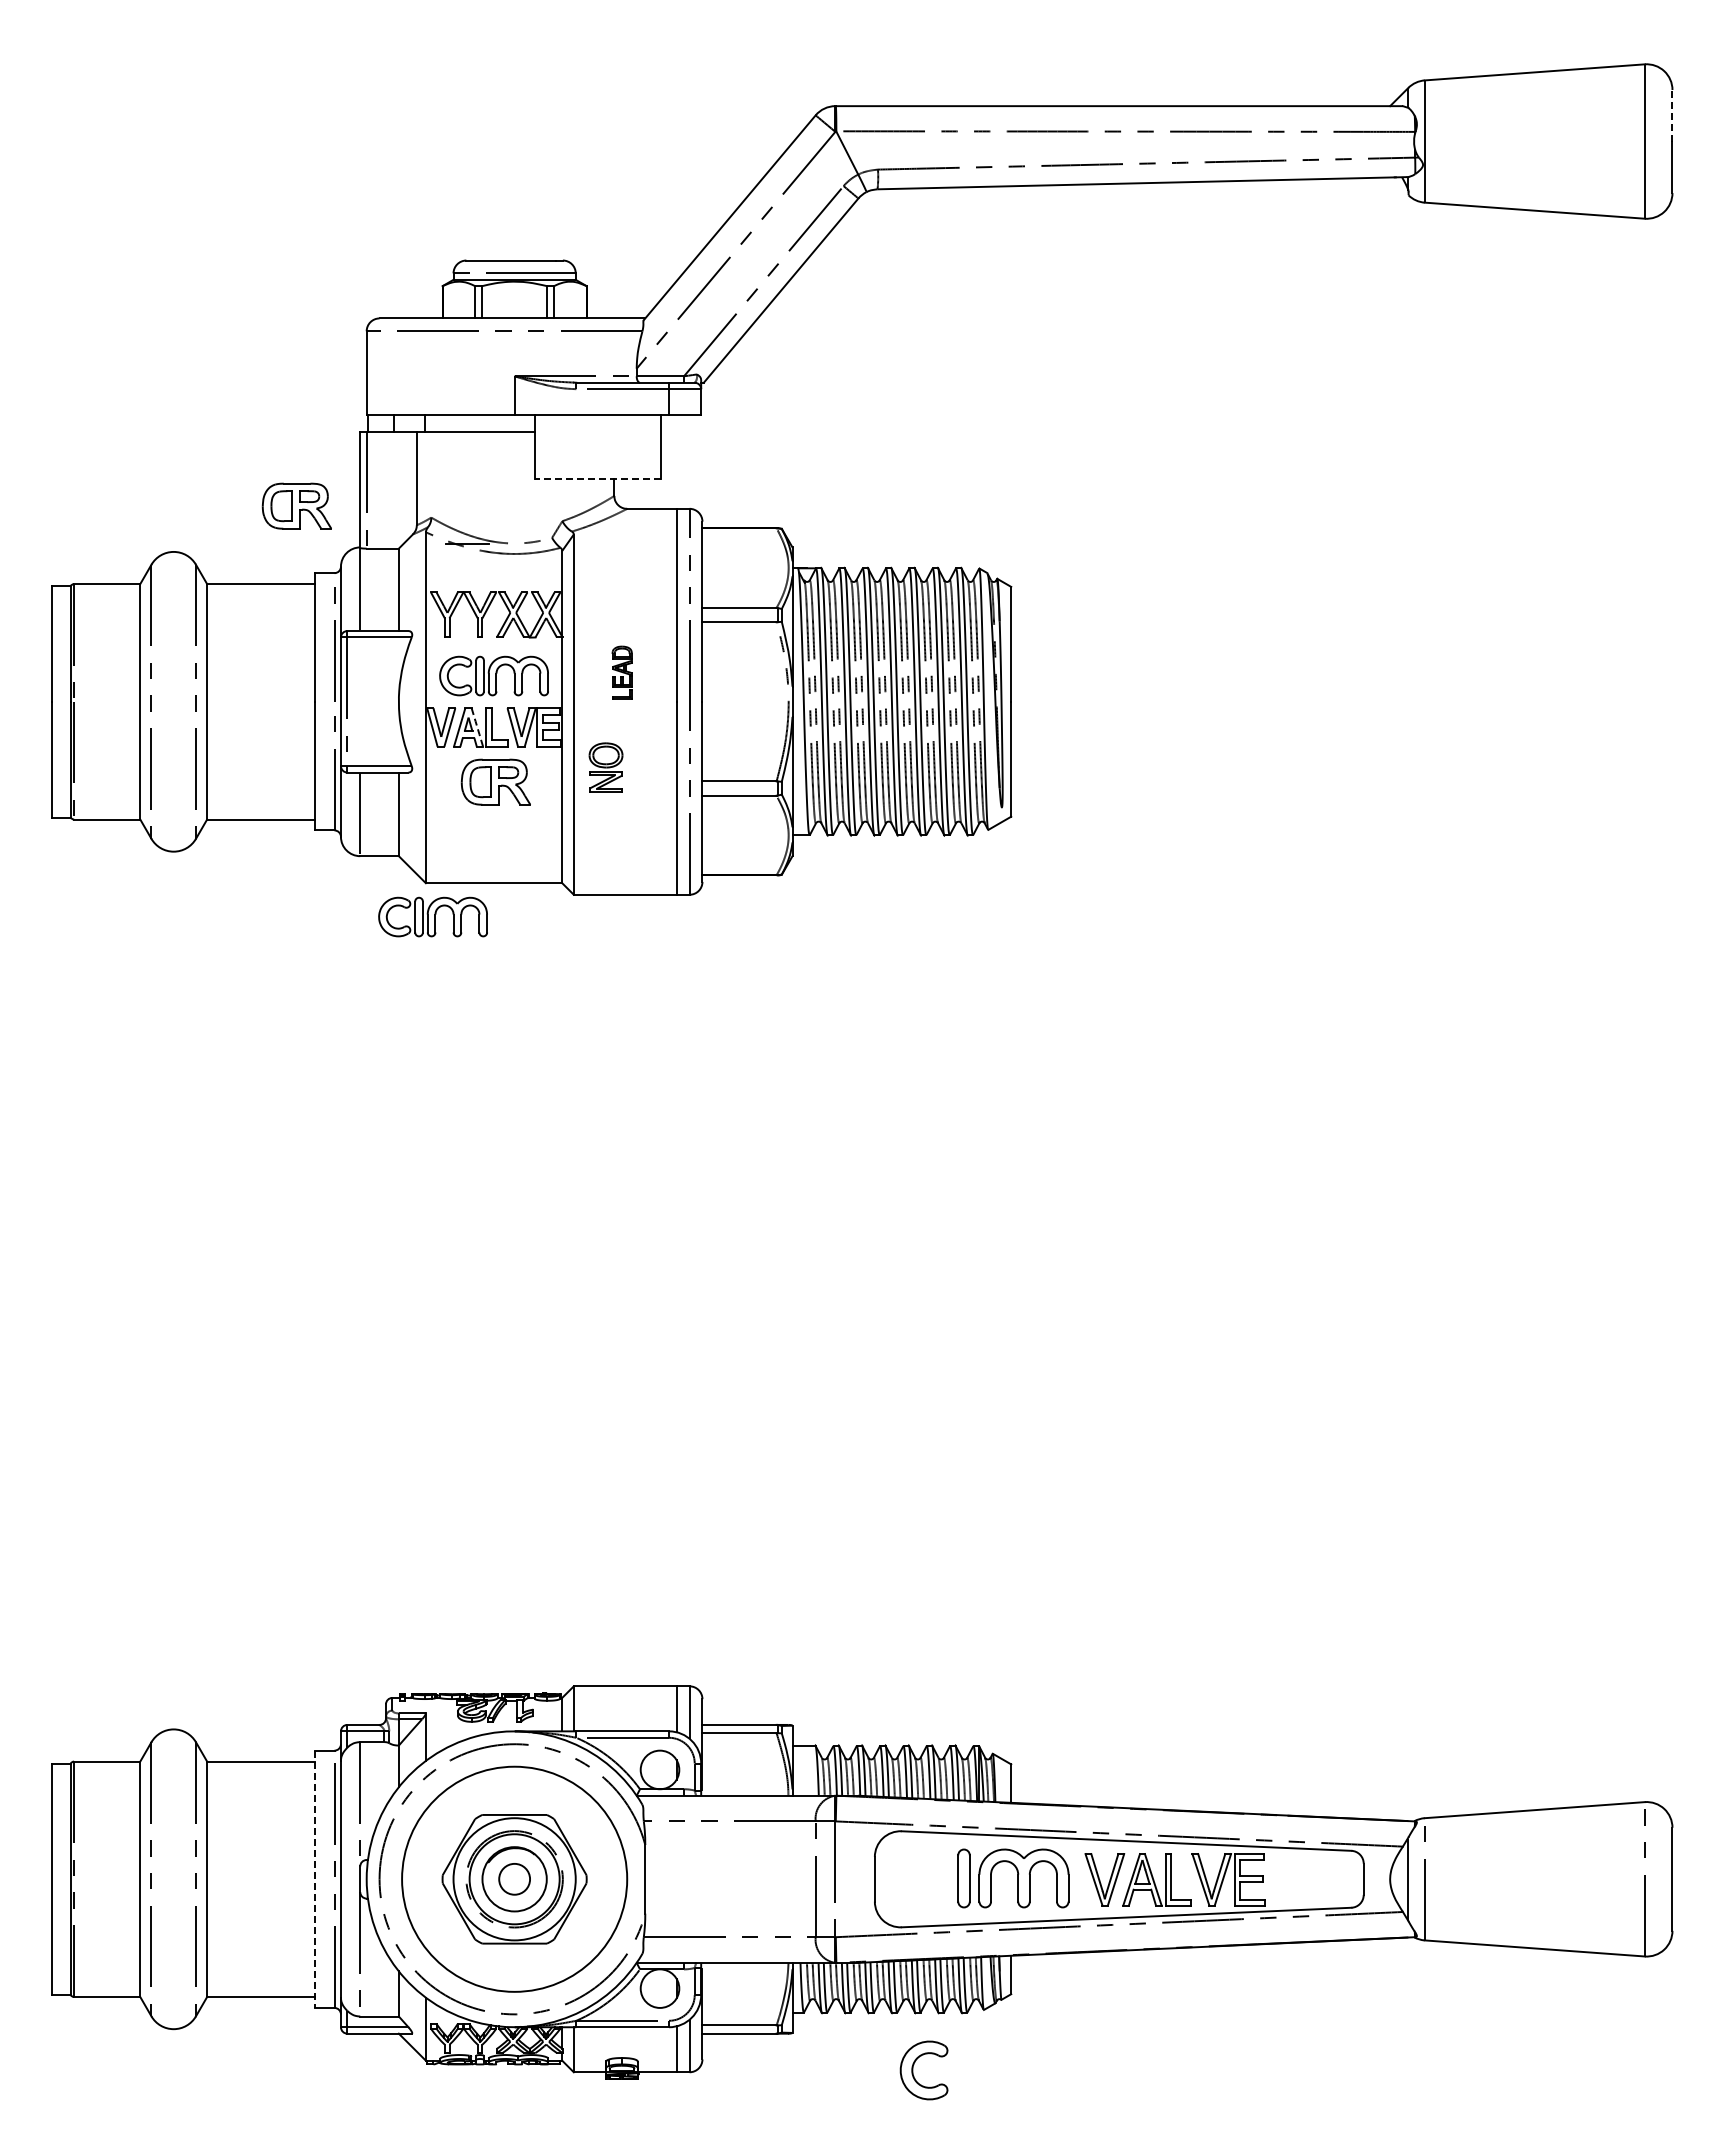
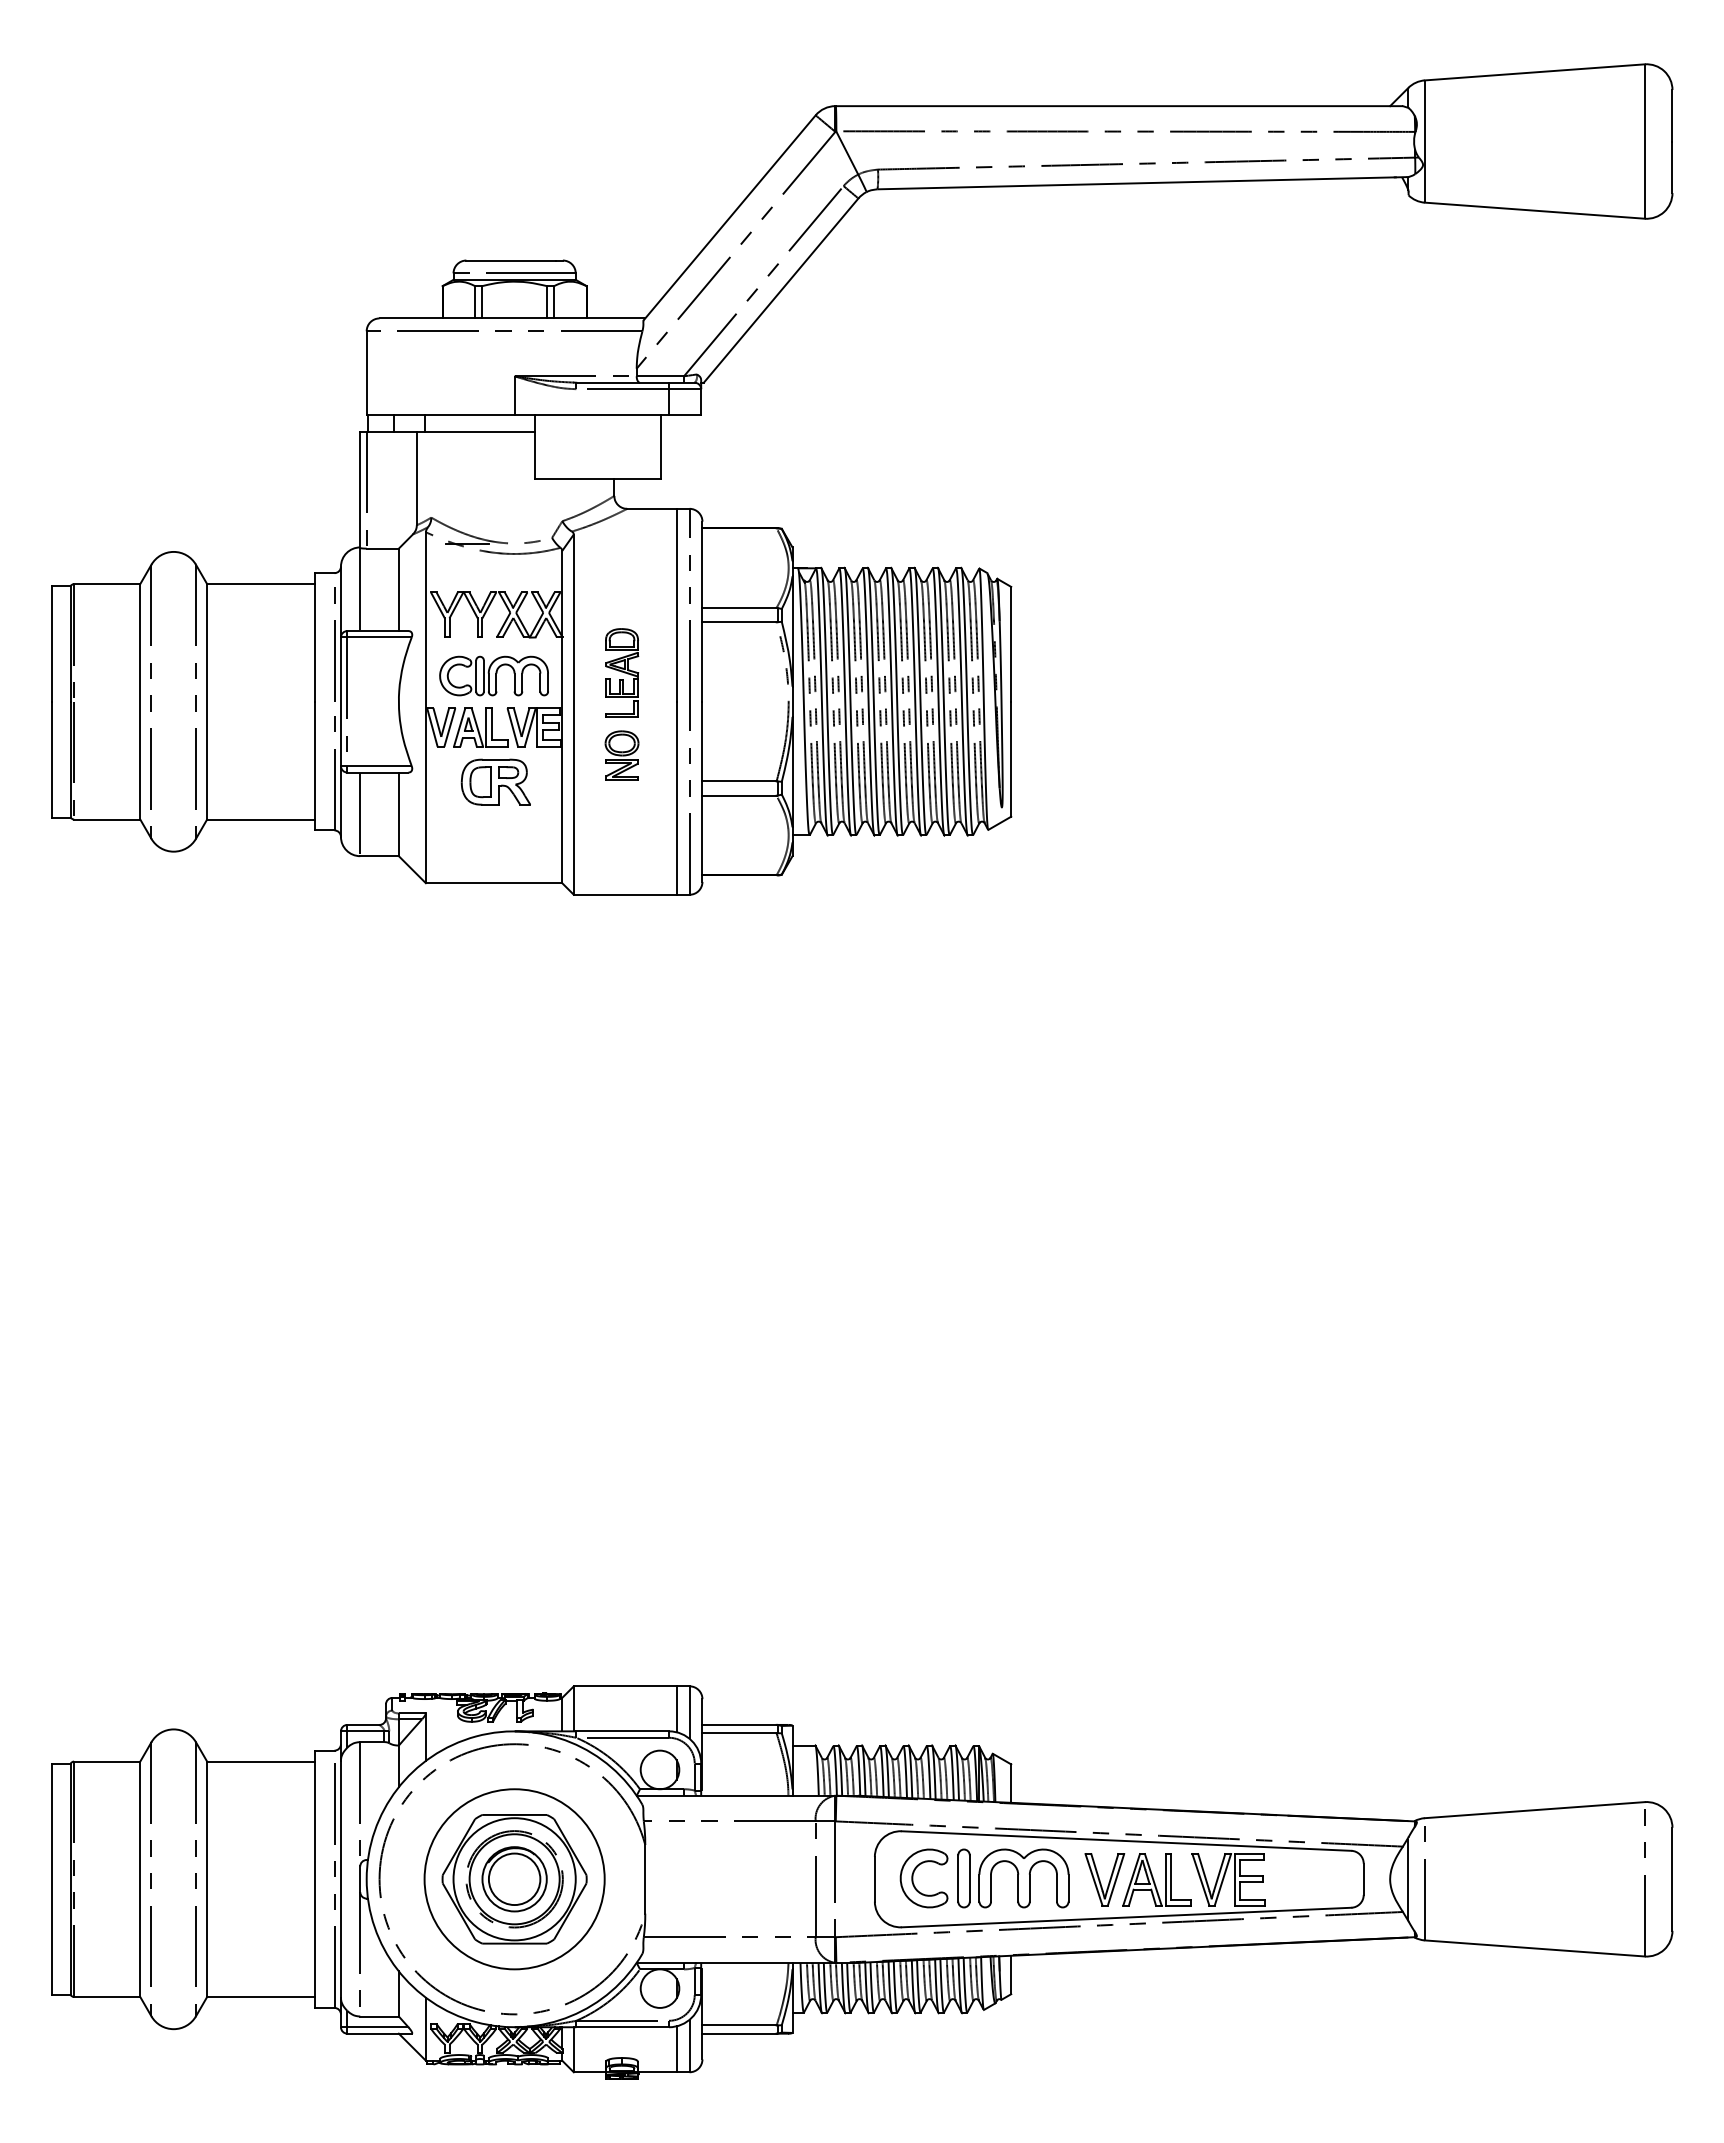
line: dashed -> solid (1672, 115)
line: dashed -> solid (598, 479)
part: present -> none (296, 505)
part size: 22x55 px -> 35x90 px (622, 672)
line: dashed -> solid (477, 727)
part position: (605, 767) -> (621, 755) (621, 755)
part: present -> none (432, 916)
circle diameter: 225 px -> 180 px (514, 1879)
circle diameter: 31 px -> 51 px (514, 1879)
line: dashed -> solid (315, 1879)
part position: (913, 2070) -> (913, 1878) (913, 1878)
